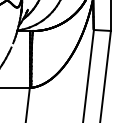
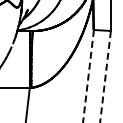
line: solid -> dashed (88, 76)
line: solid -> dashed (105, 76)
